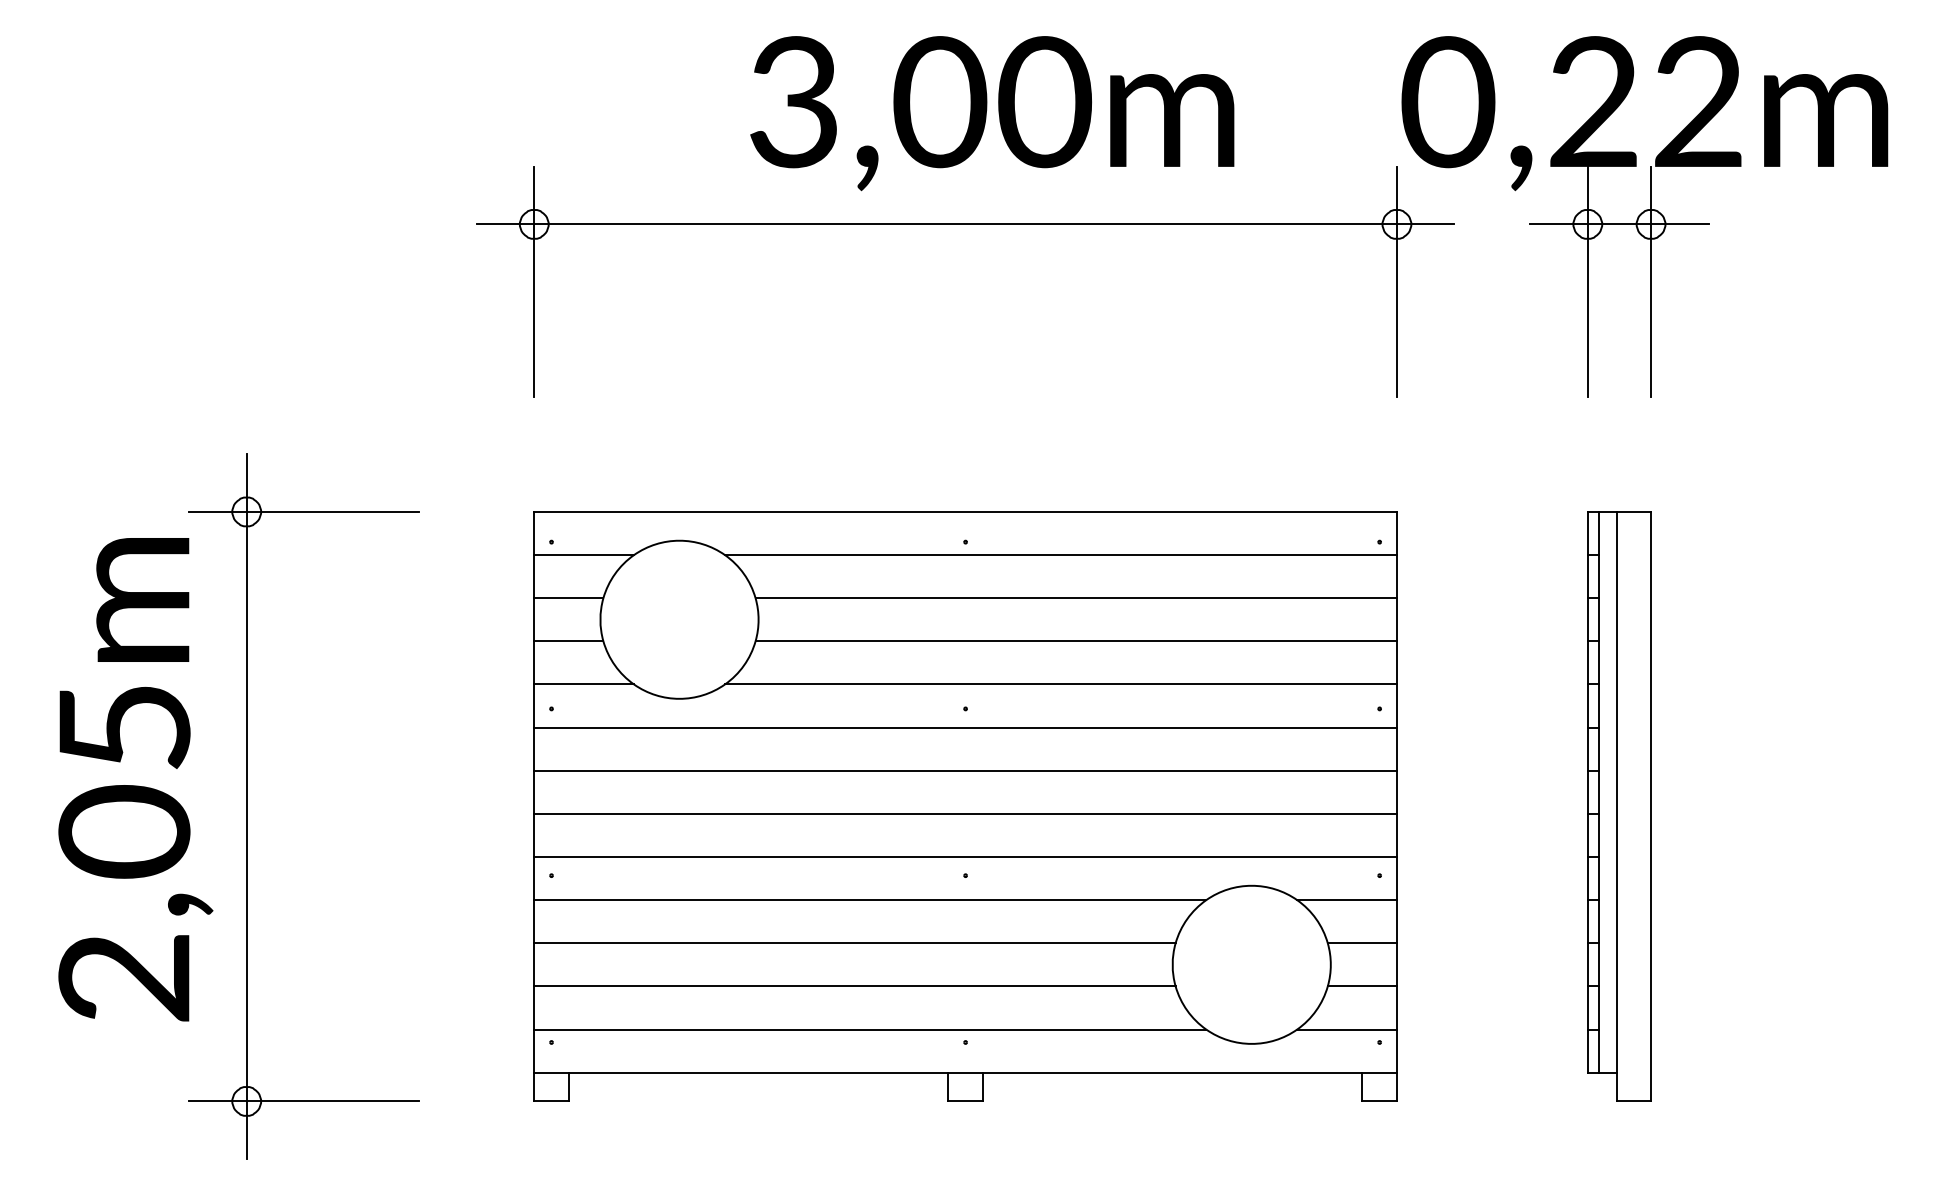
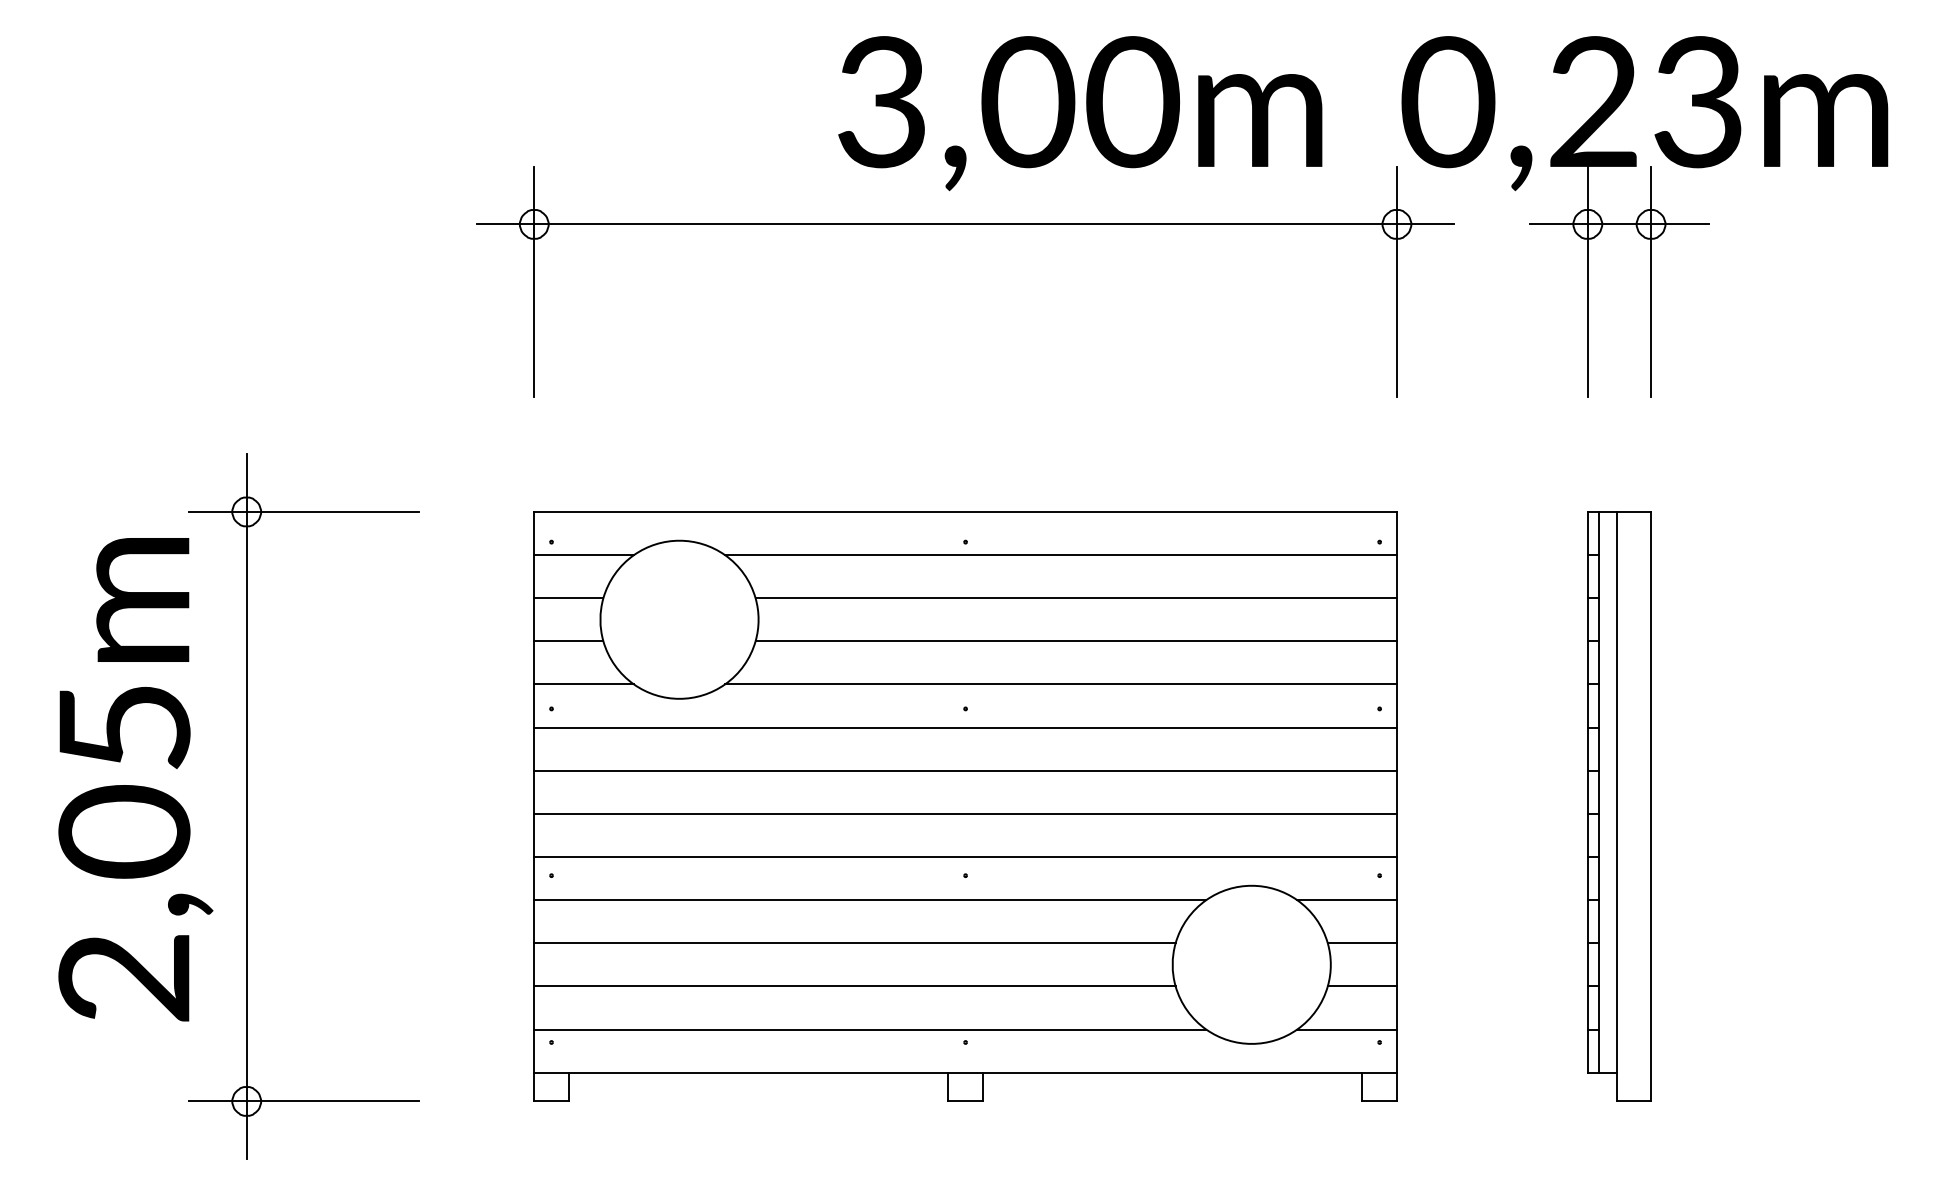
text: 0,22m -> 0,23m (1697, 102)
text position: (992, 113) -> (1080, 113) (1080, 113)
